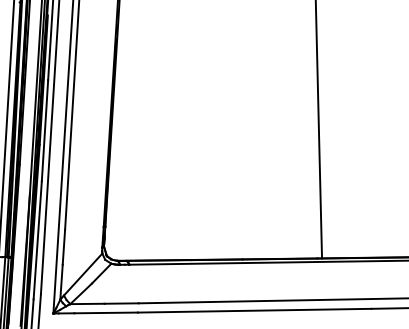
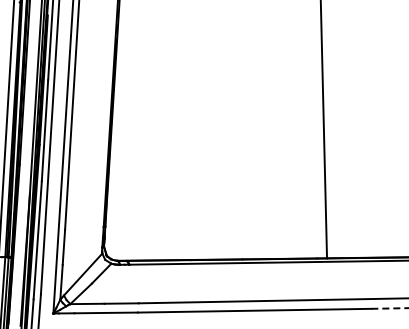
line position: (318, 130) -> (323, 130) (323, 130)
line: solid -> dashed (390, 308)
